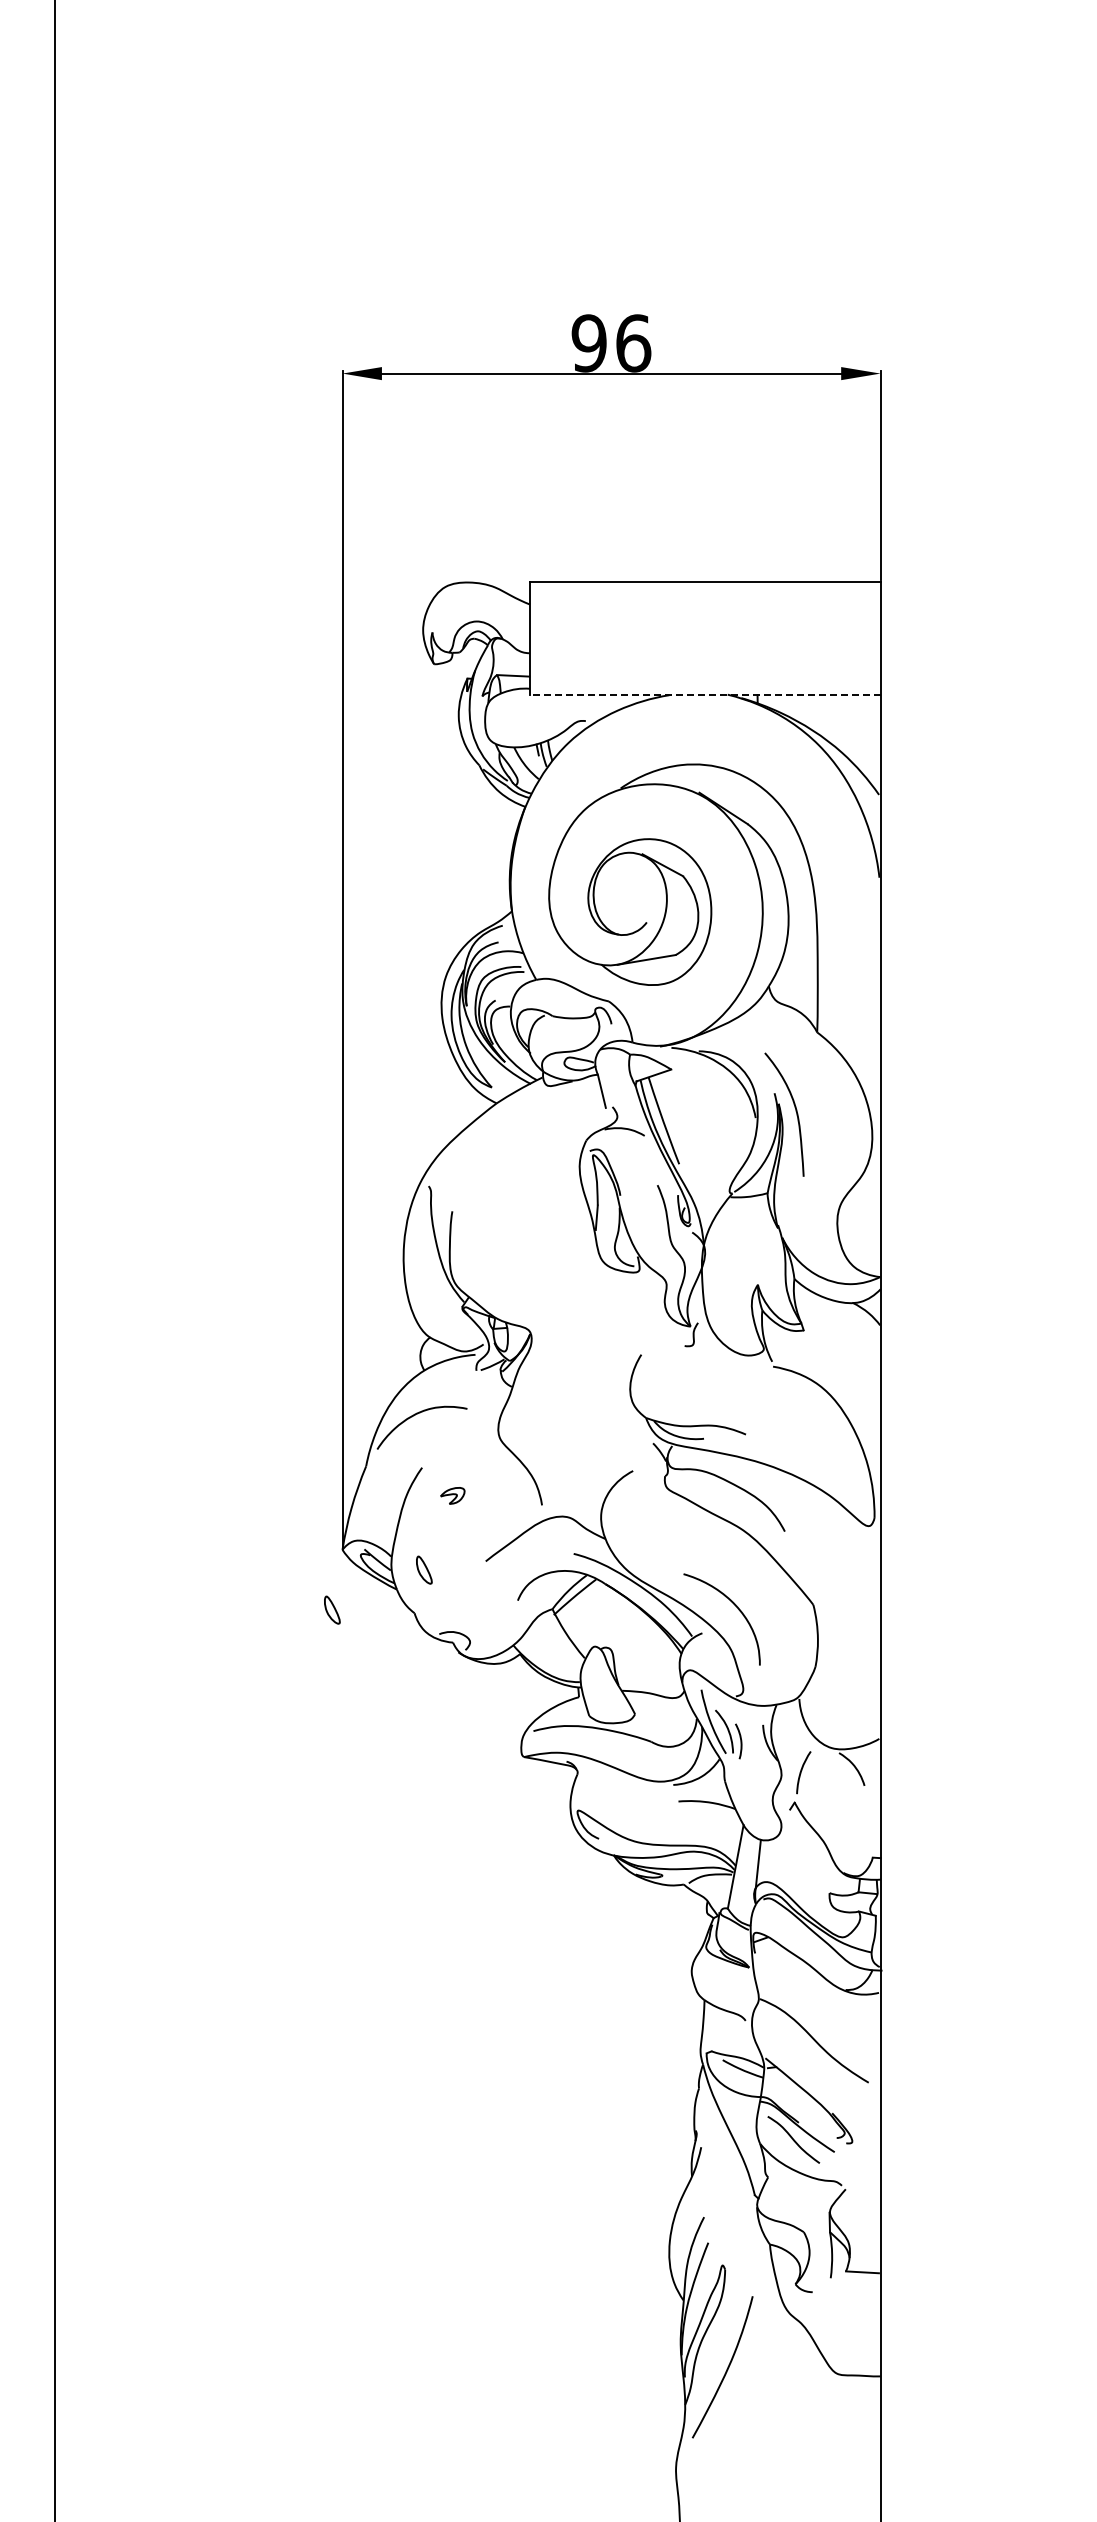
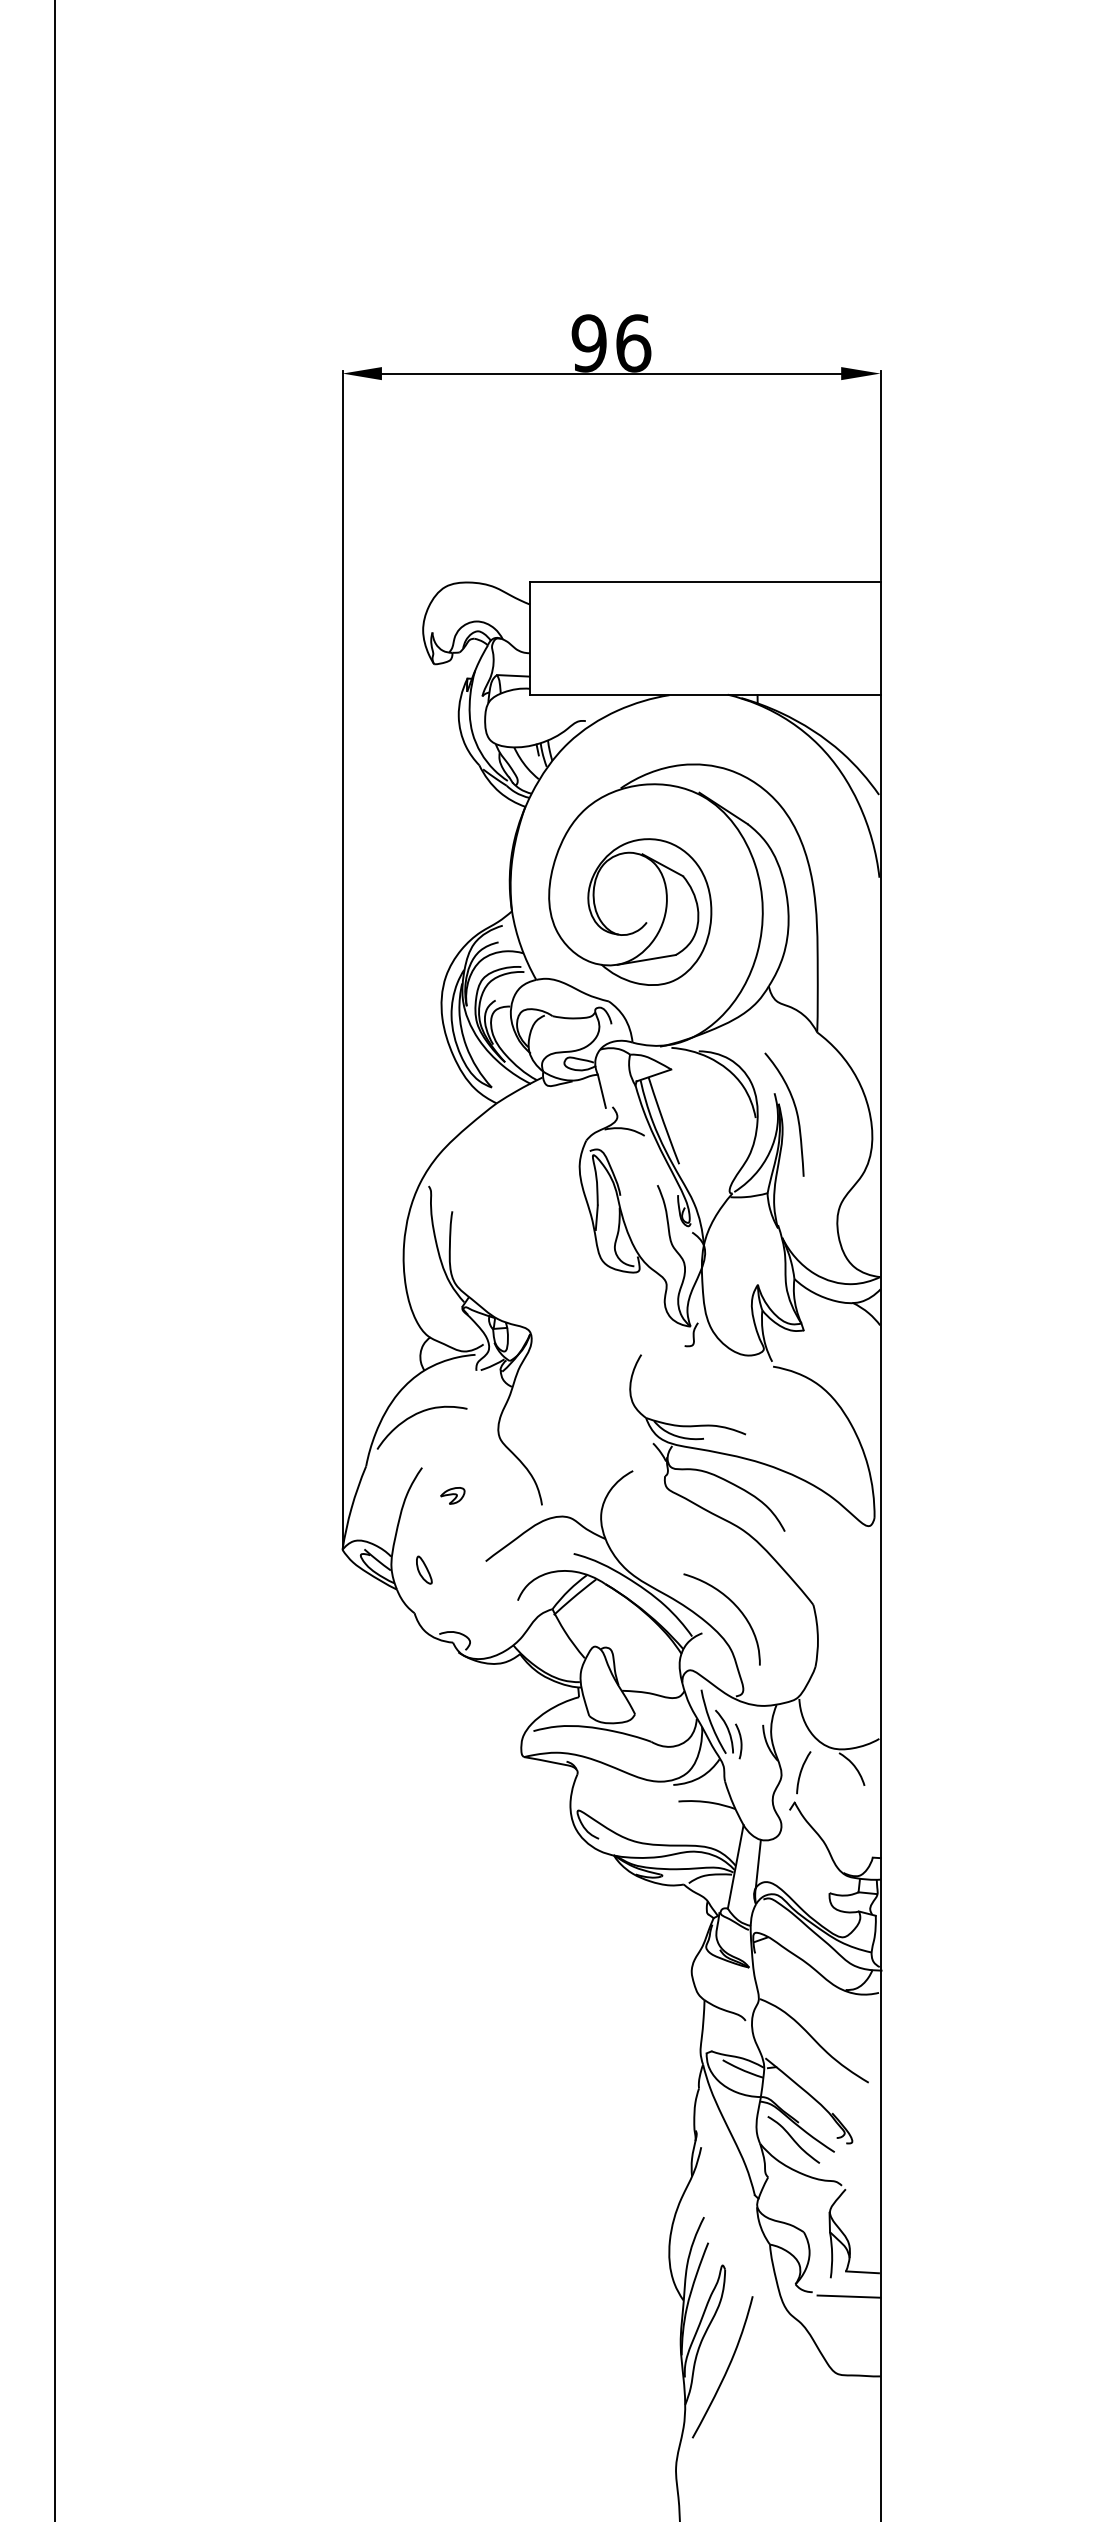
line: dashed -> solid (704, 695)
part: present -> none (332, 1609)
line: none -> present (848, 2296)
